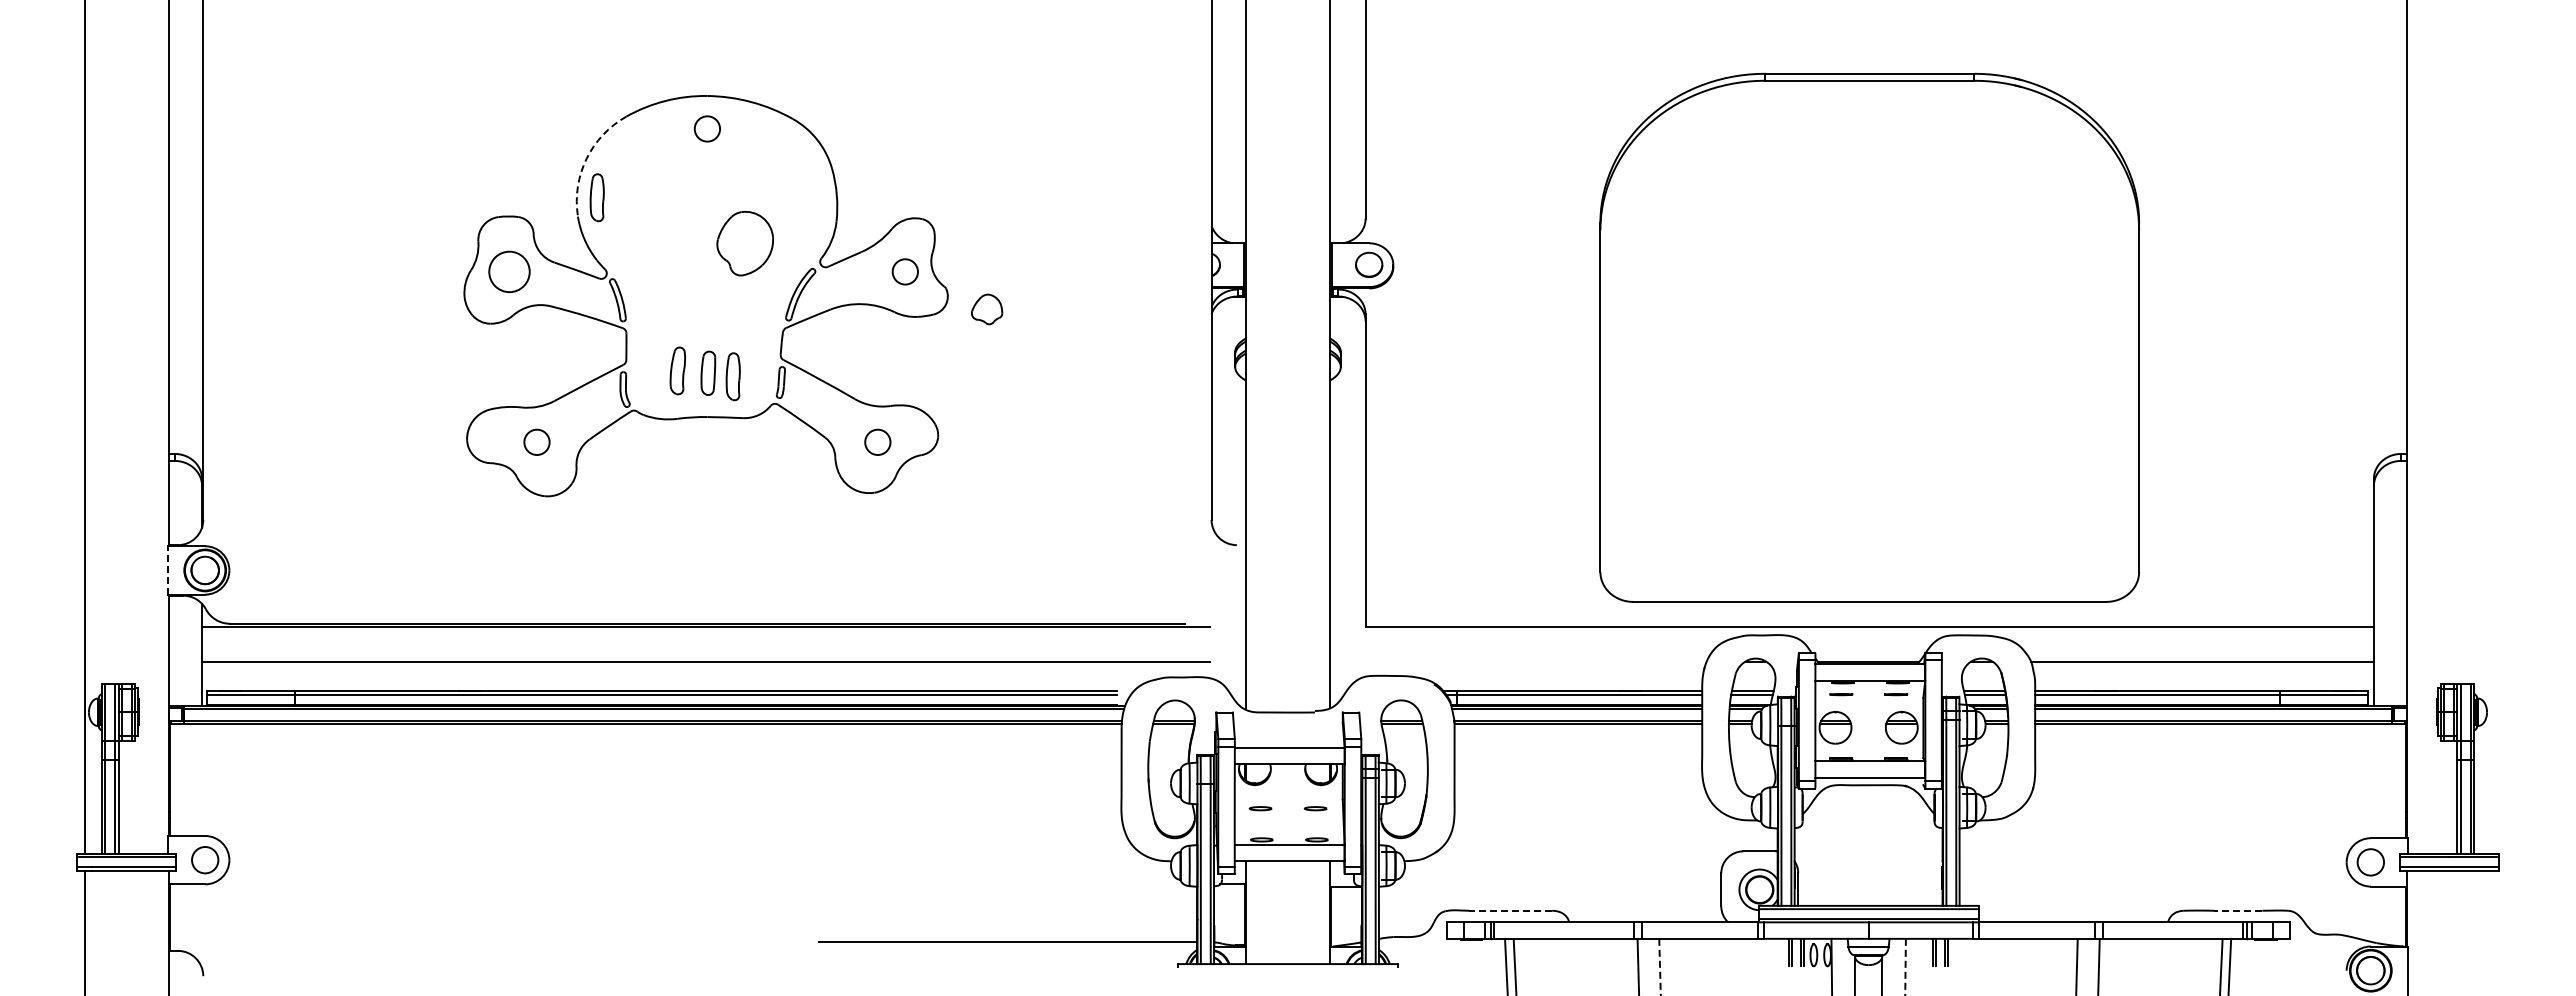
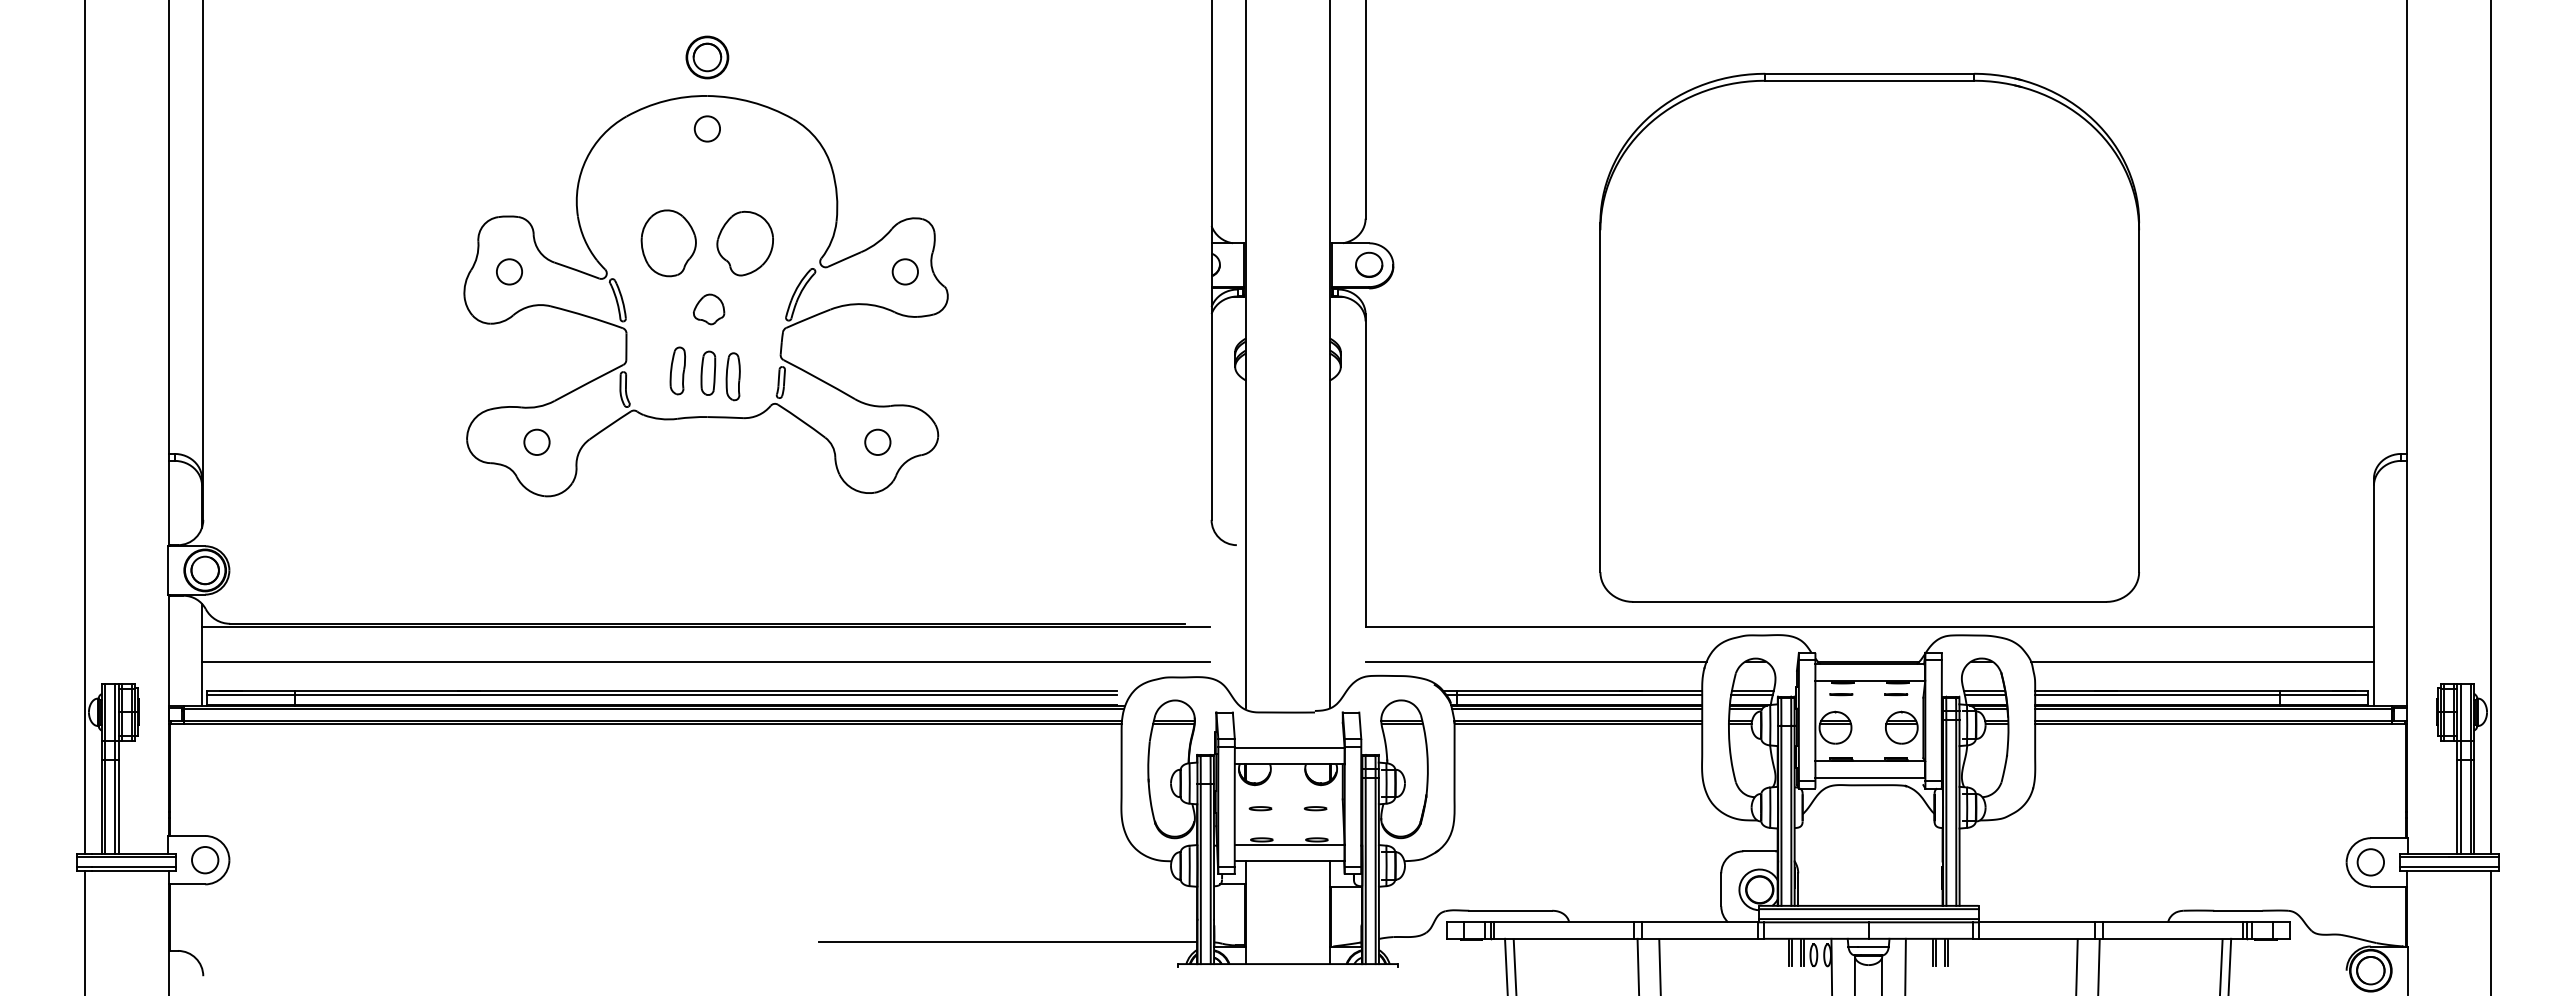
part: none -> present (707, 57)
arc: dashed -> solid (586, 158)
part: present -> none (596, 197)
part: none -> present (668, 243)
circle diameter: 40 px -> 25 px (509, 271)
part position: (987, 309) -> (709, 309) (709, 309)
line: none -> present (2491, 428)
line: dashed -> solid (167, 569)
line: none -> present (1535, 661)
line: dashed -> solid (1510, 910)
line: dashed -> solid (2237, 910)
line: none -> present (2491, 931)
line: dashed -> solid (1660, 967)
line: dashed -> solid (1905, 967)
